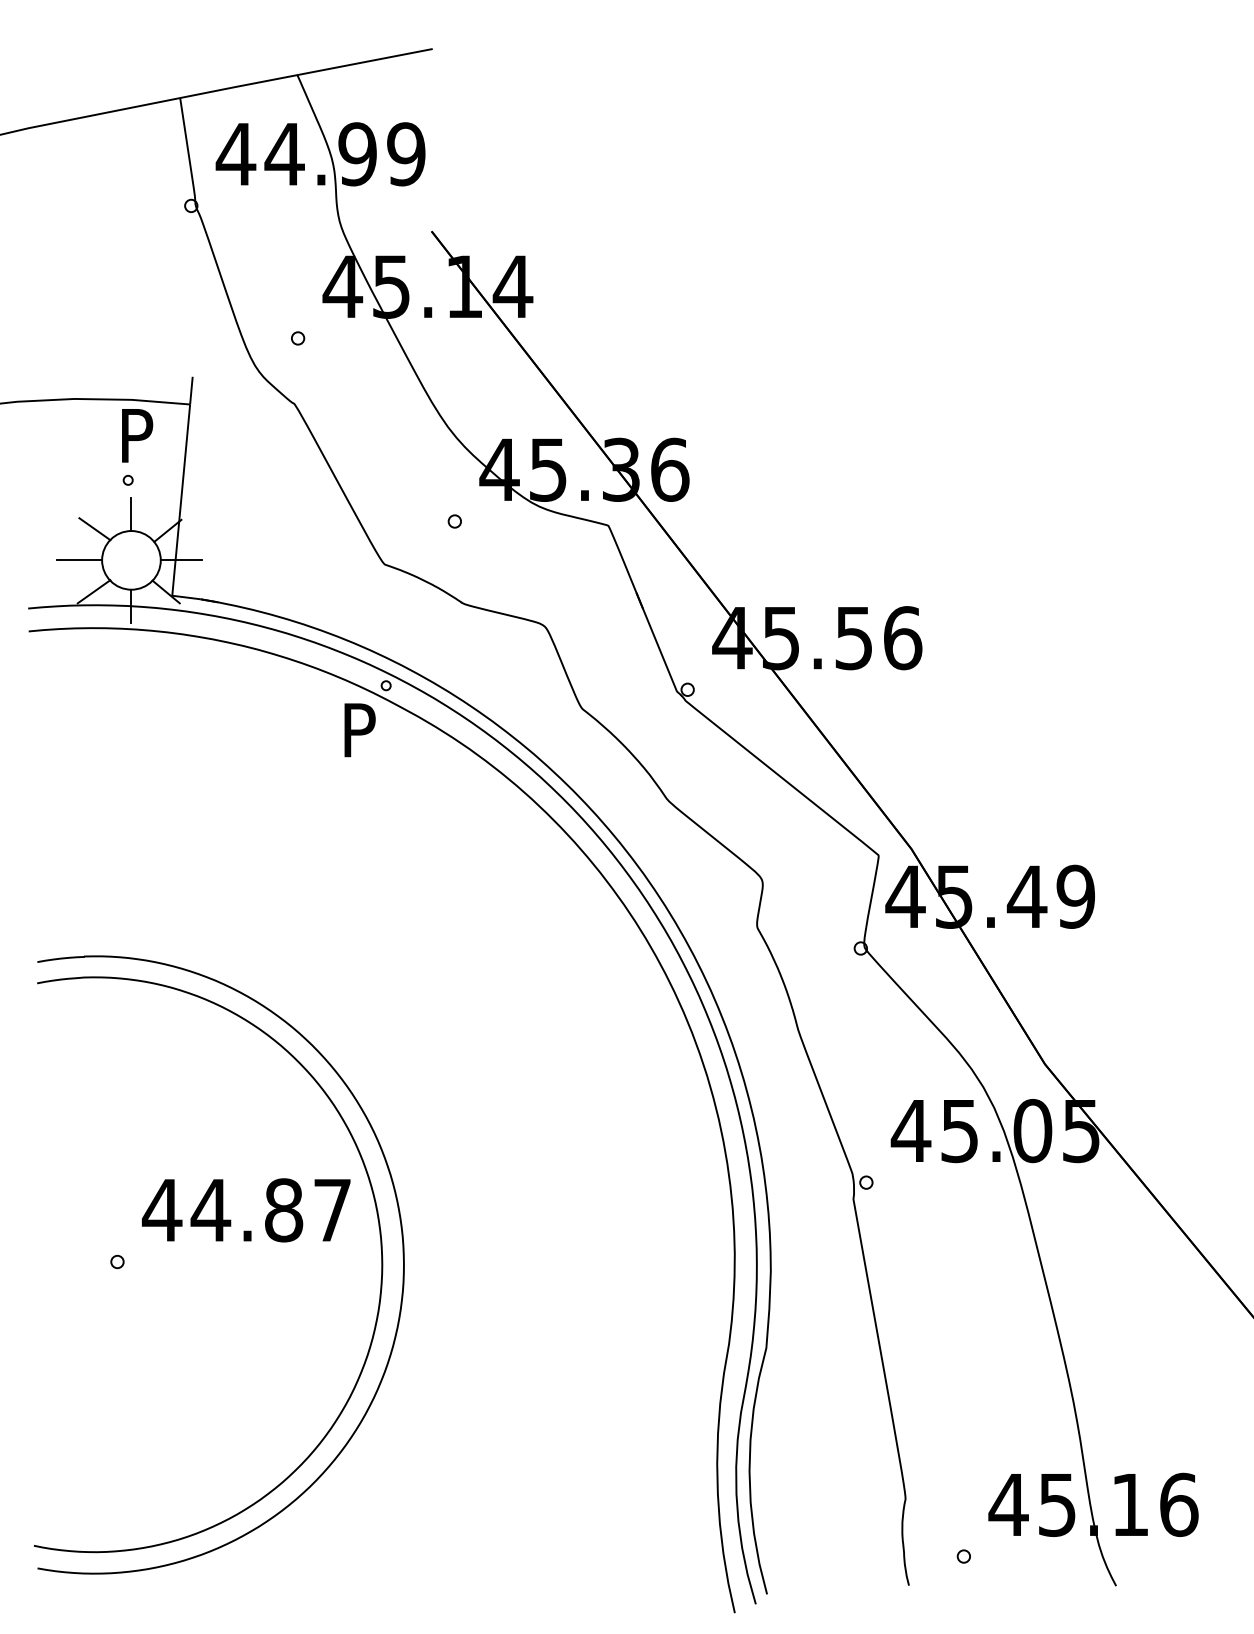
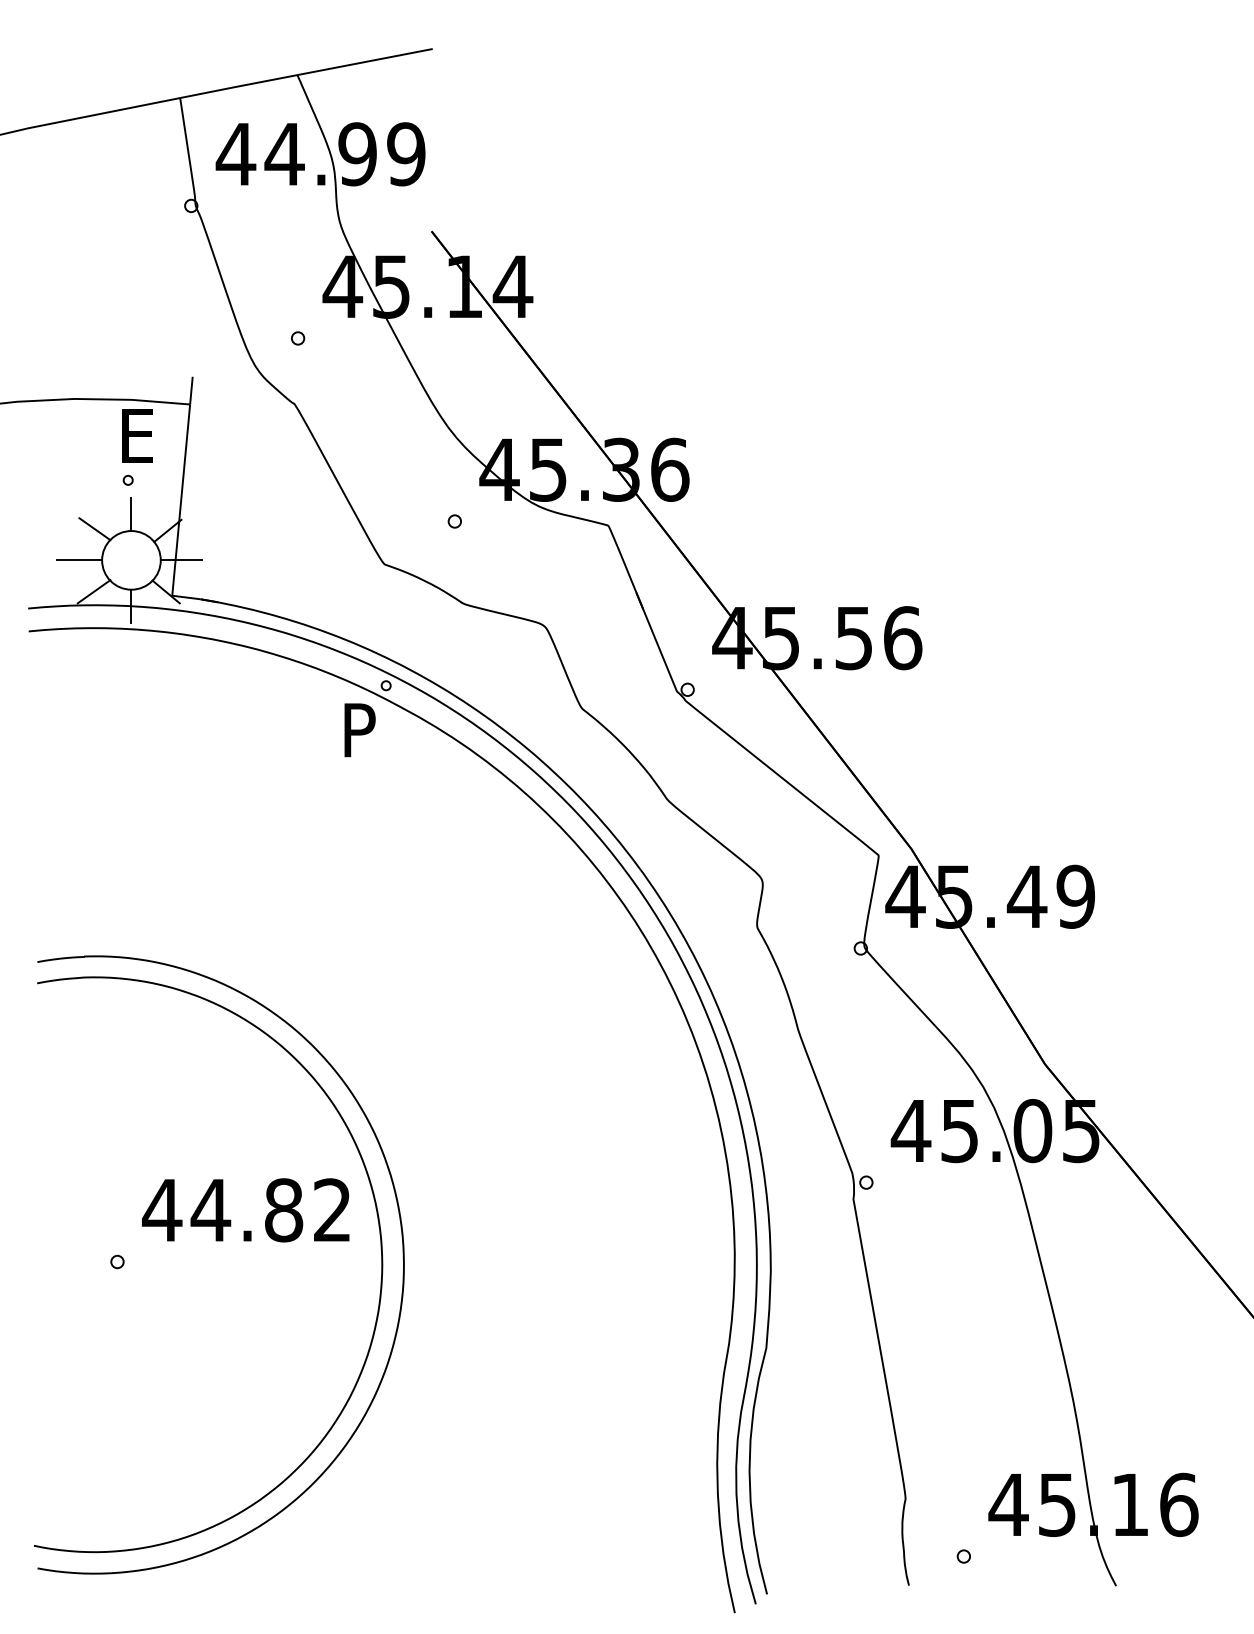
text: P -> E (137, 435)
text: 44.87 -> 44.82 (332, 1209)
